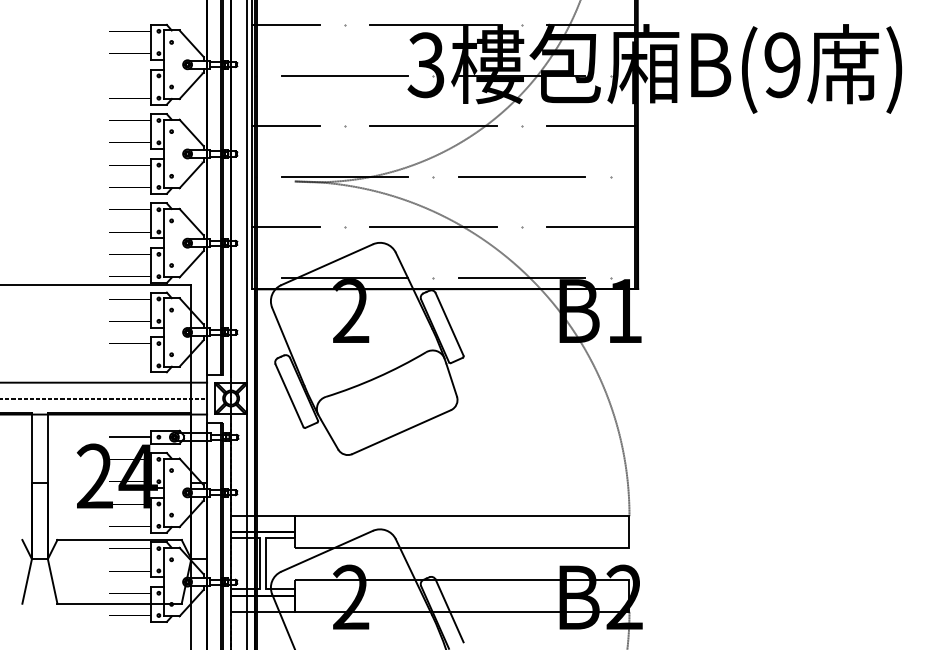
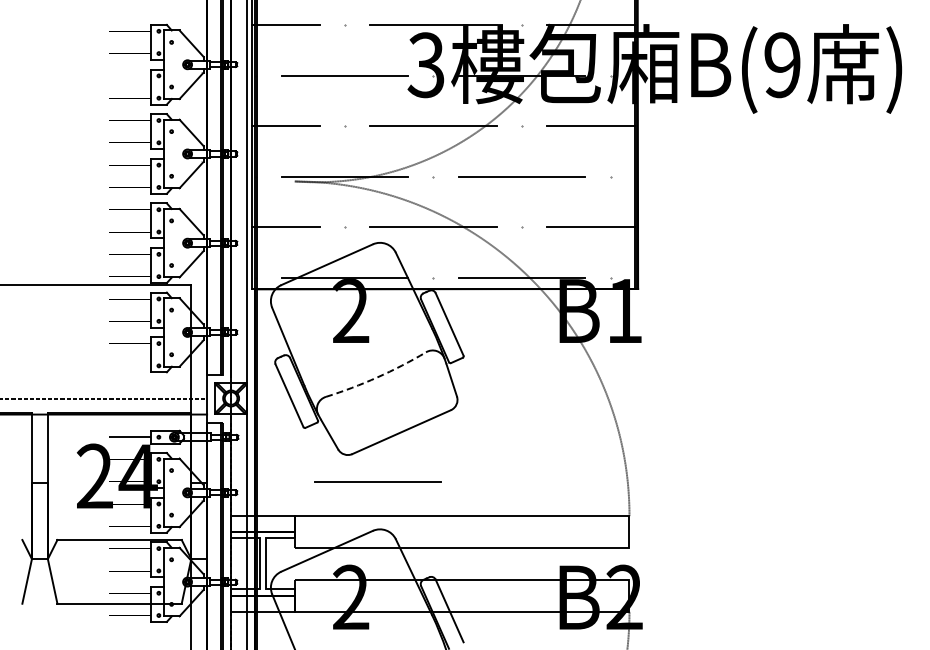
arc: solid -> dashed (377, 377)
line: present -> none (104, 382)
line: none -> present (377, 481)
